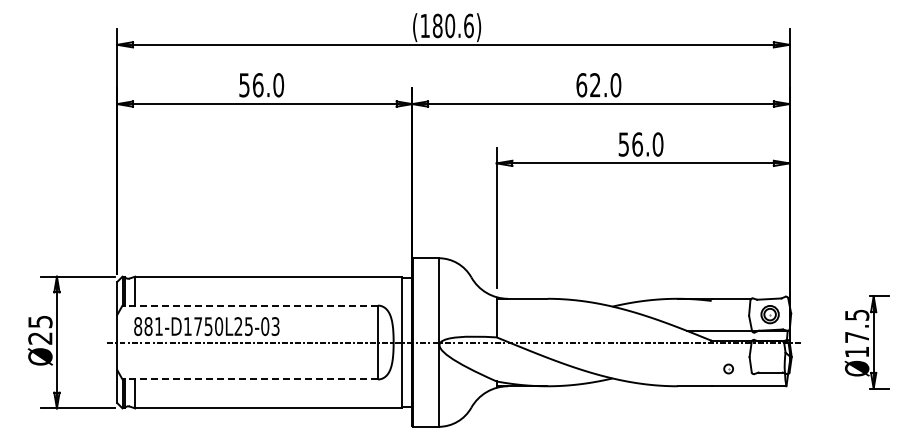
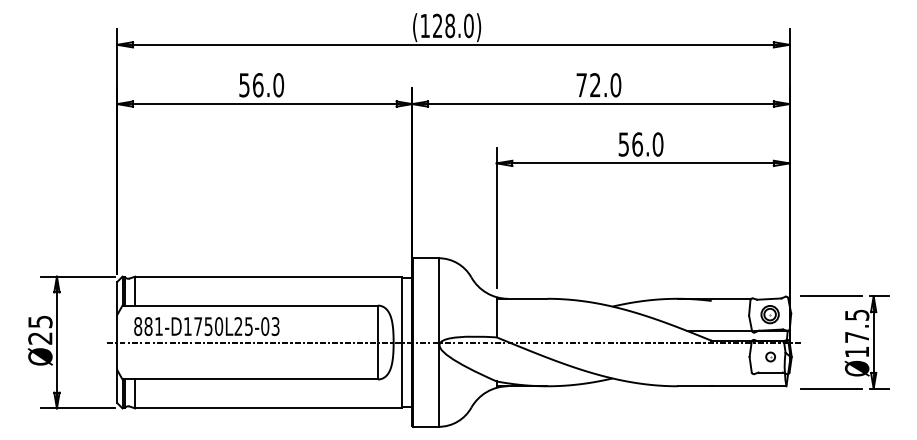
text: (180.6) -> (128.0) (452, 25)
text: 62.0 -> 72.0 (581, 85)
line: none -> present (831, 296)
line: dashed -> solid (250, 305)
part position: (728, 368) -> (770, 356) (770, 356)
line: dashed -> solid (250, 379)
line: none -> present (831, 388)
